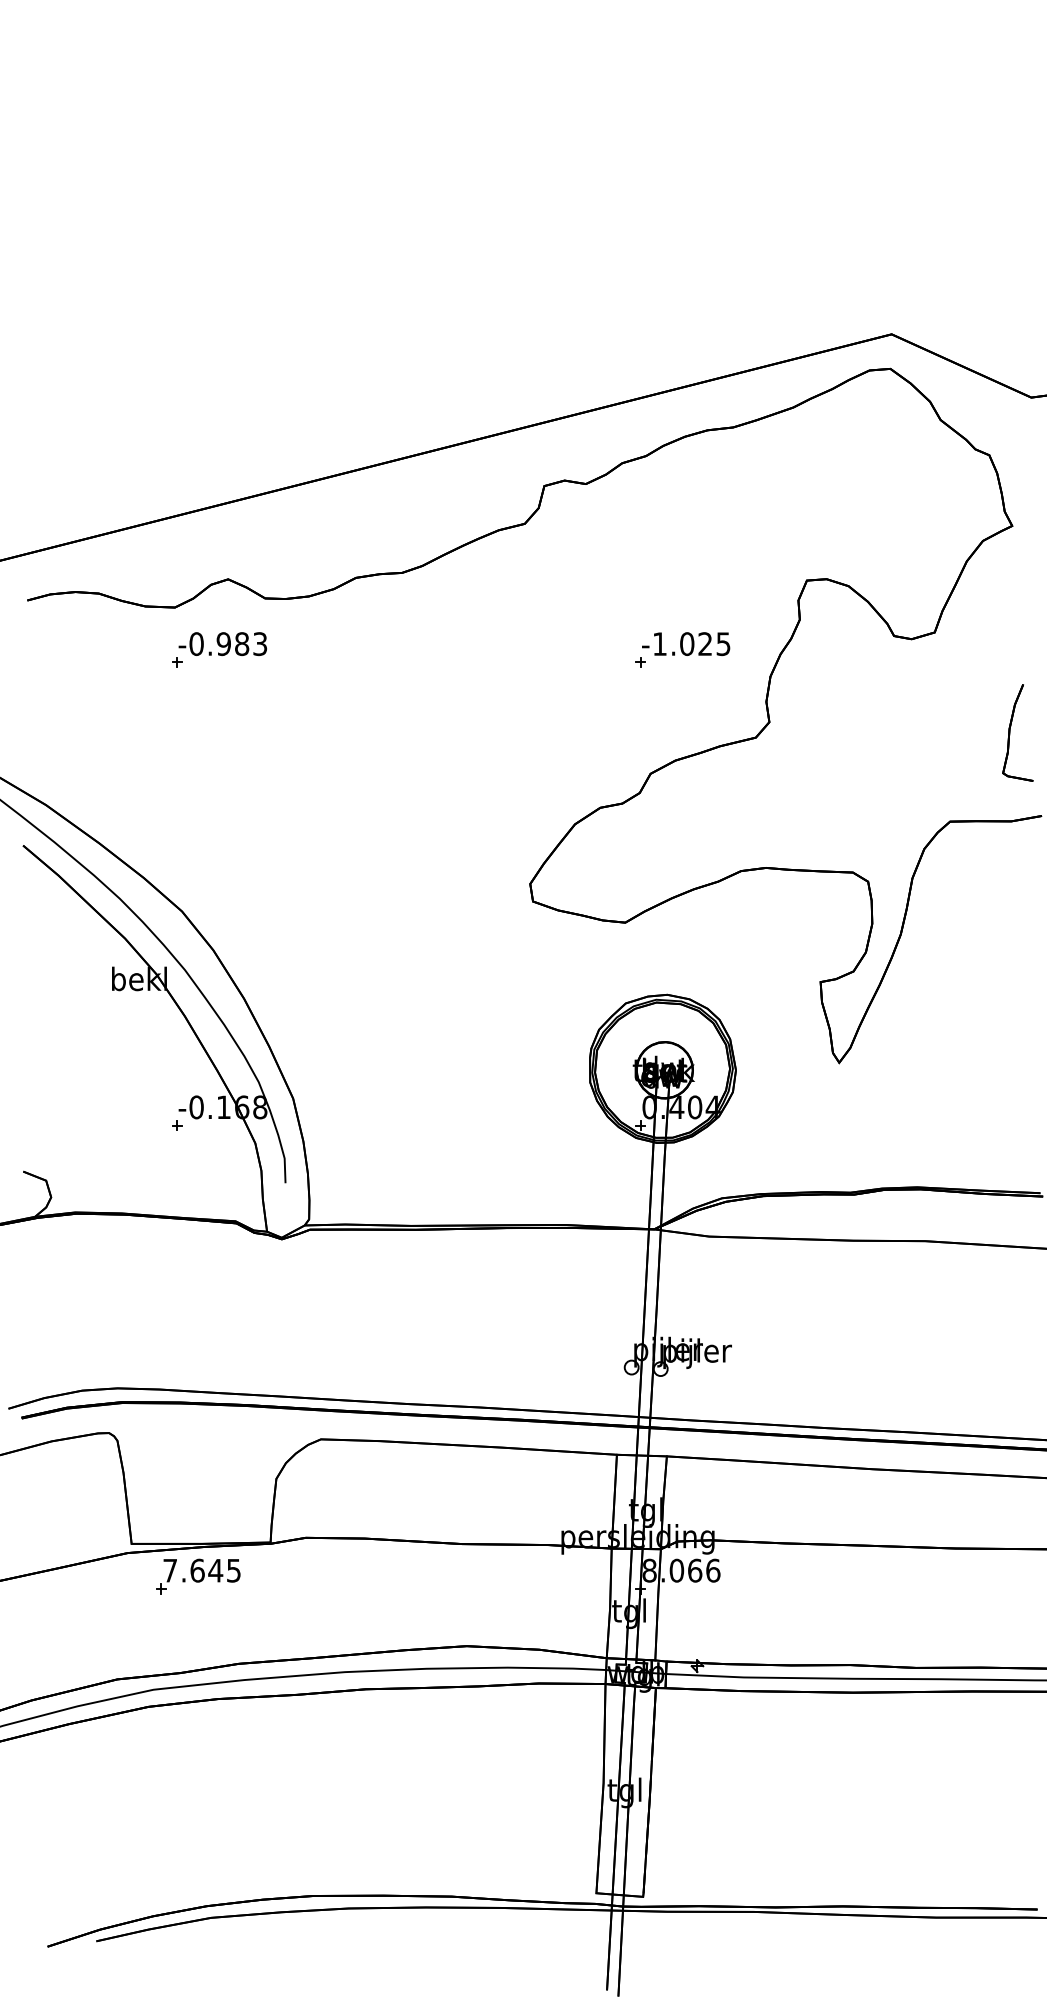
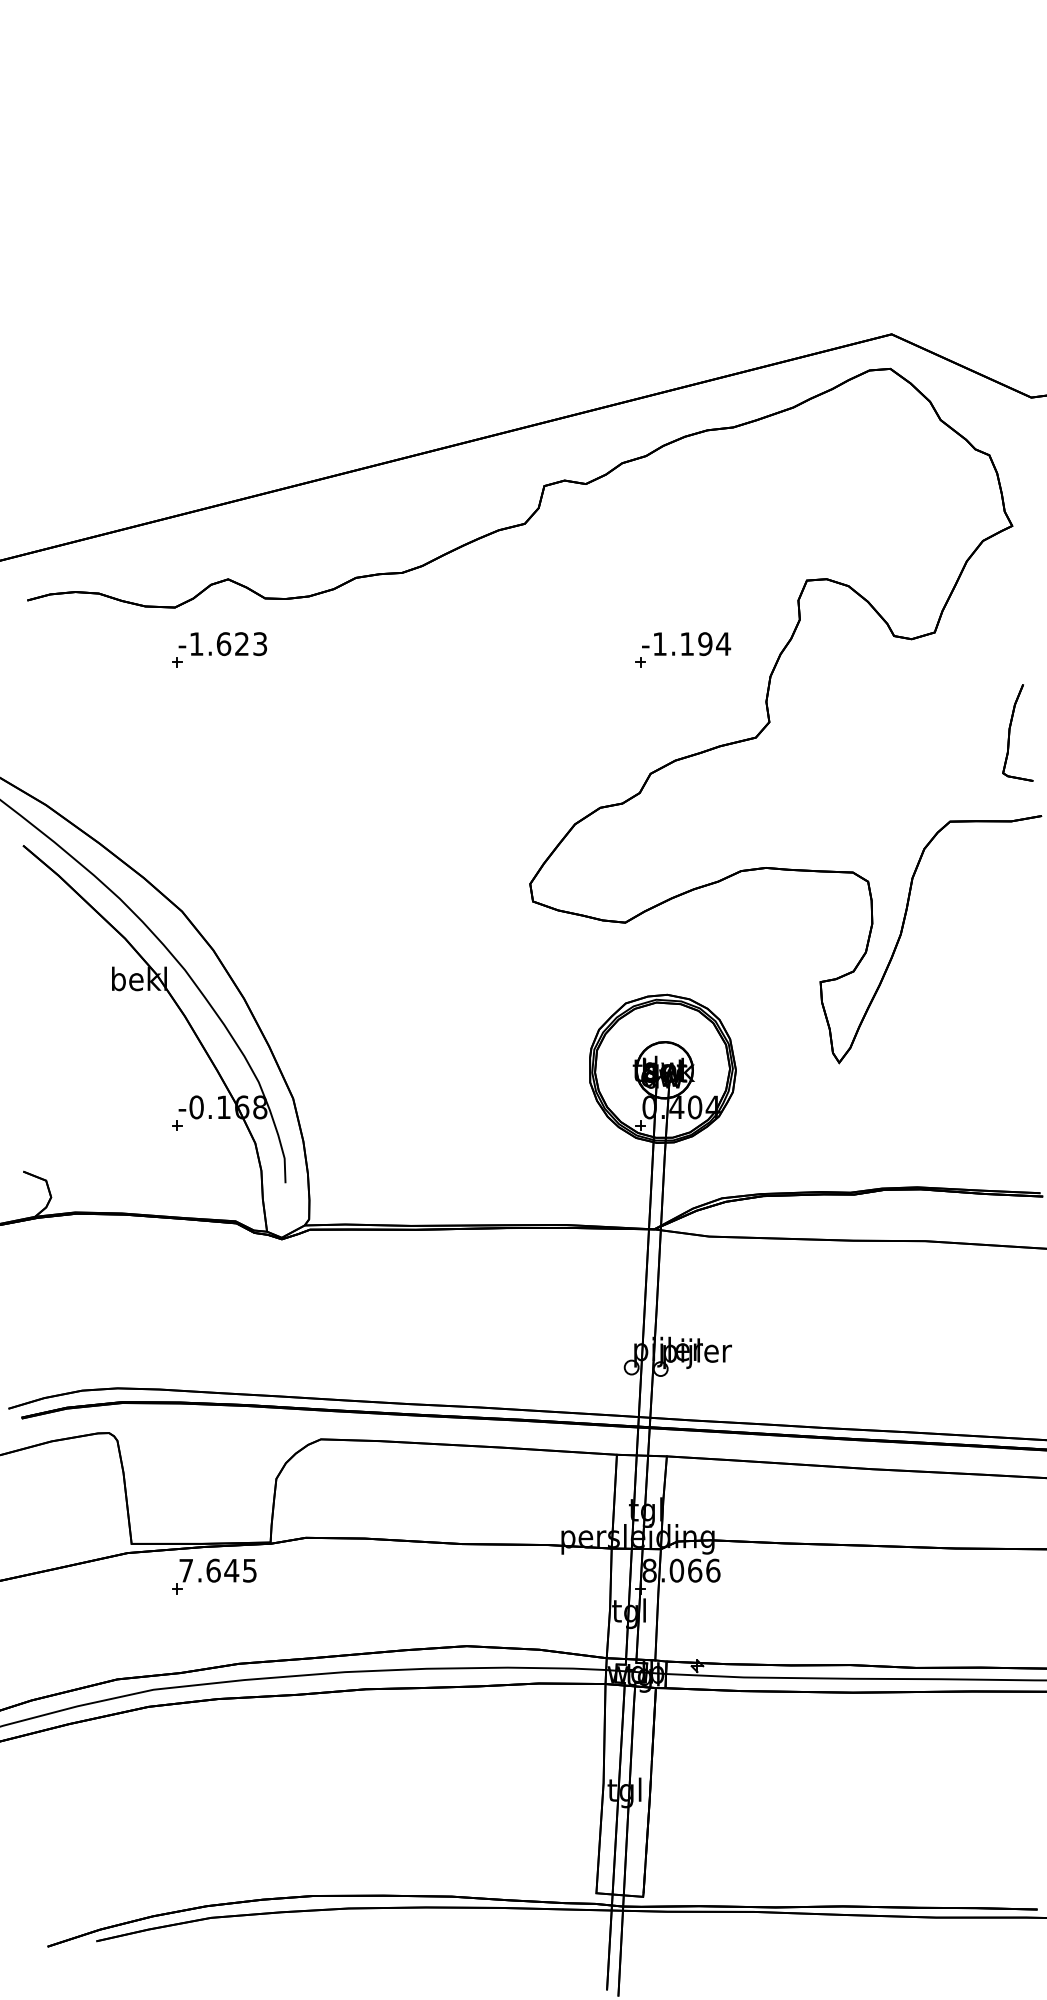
text: -0.983 -> -1.623 (219, 644)
text: -1.025 -> -1.194 (705, 644)
part position: (198, 1576) -> (214, 1576) (214, 1576)
